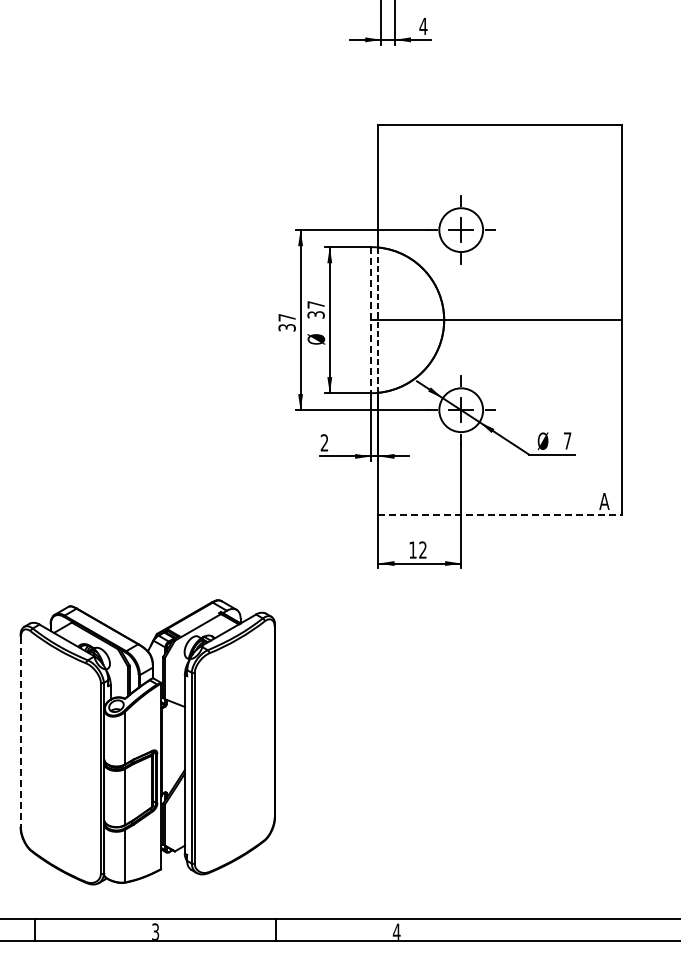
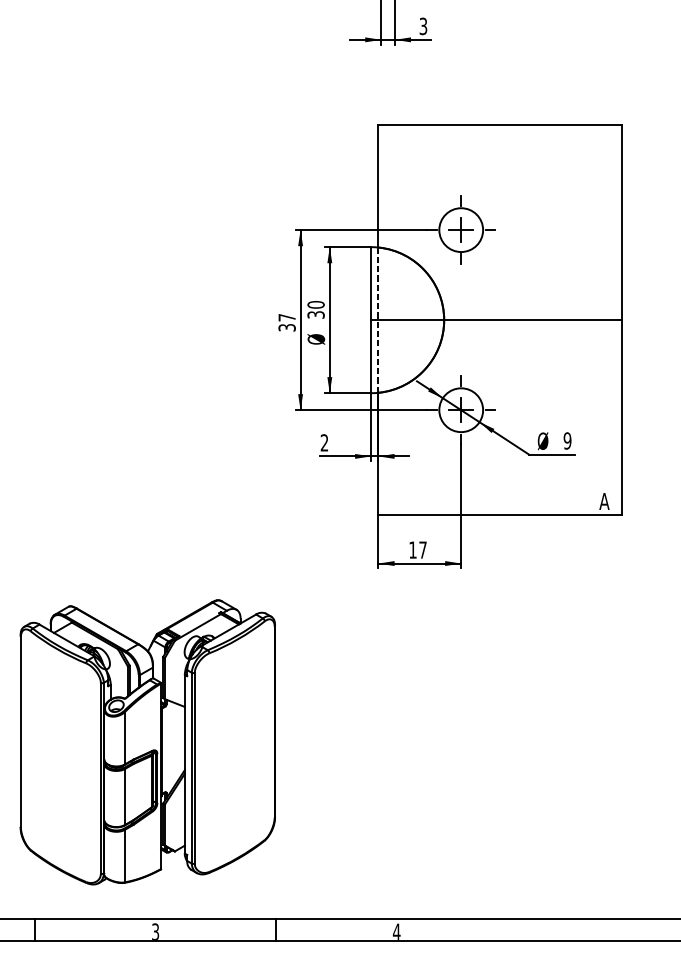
text: 4 -> 3 (423, 26)
text: 37 -> 30 (315, 304)
line: dashed -> solid (371, 320)
text: 7 -> 9 (567, 440)
line: dashed -> solid (500, 514)
text: 12 -> 17 (422, 549)
line: dashed -> solid (20, 732)
